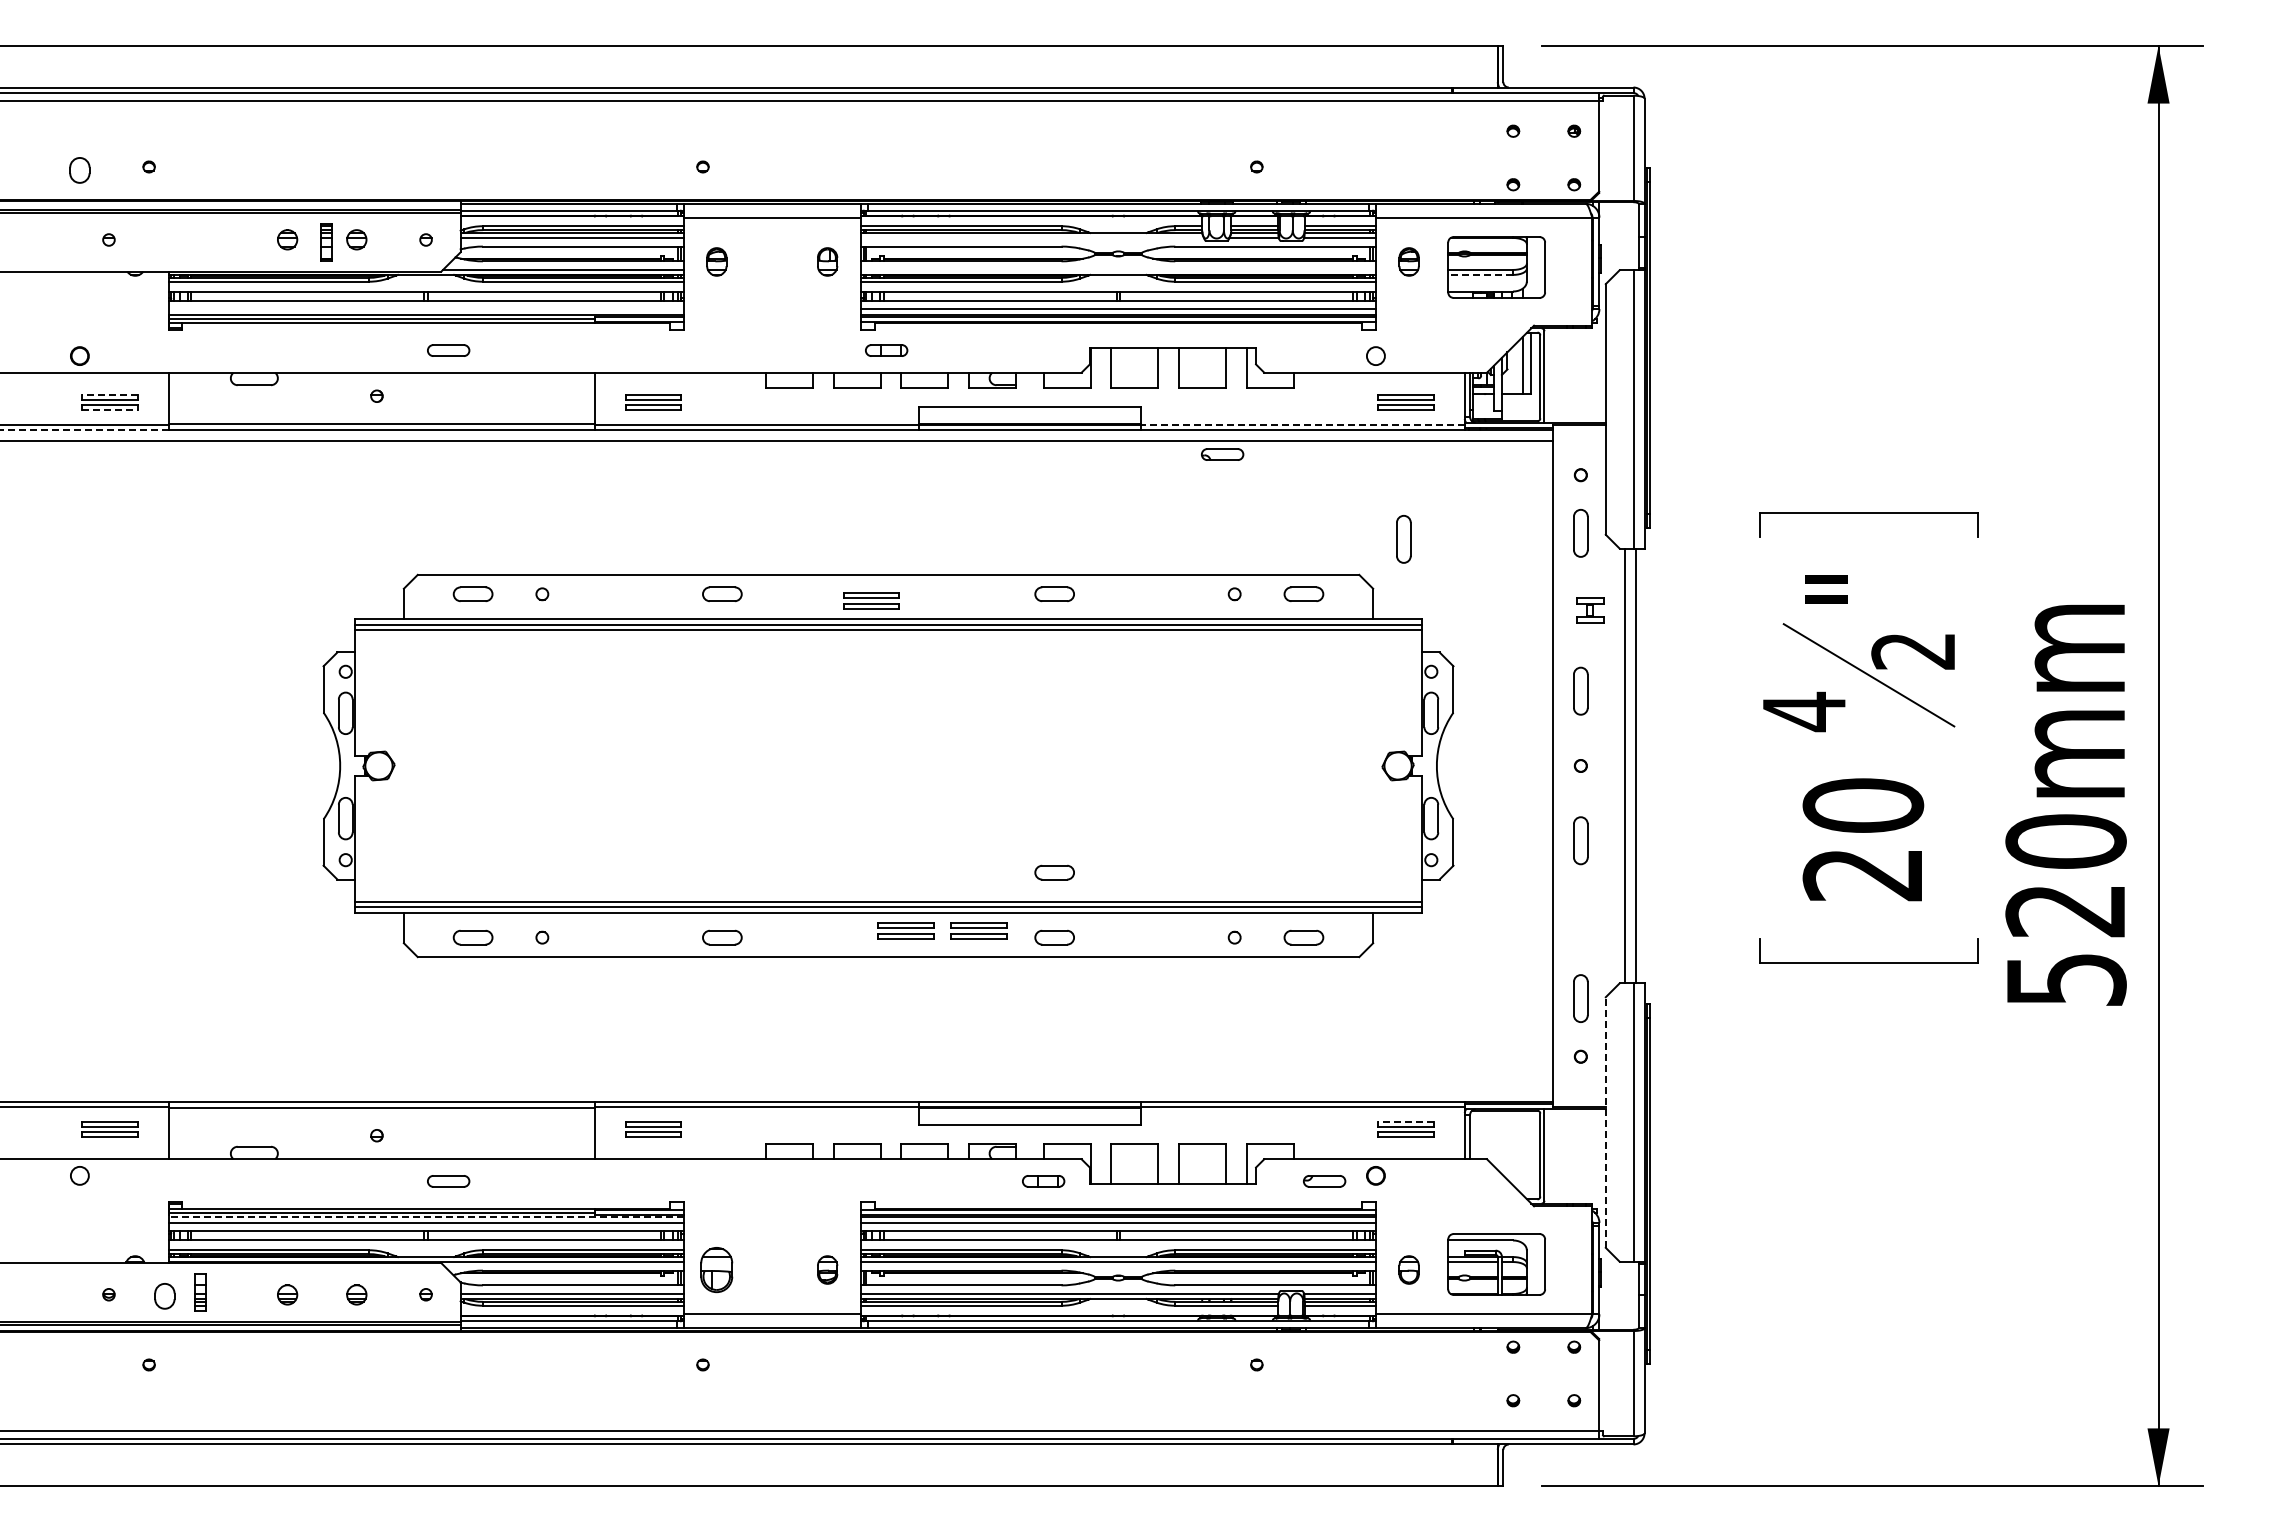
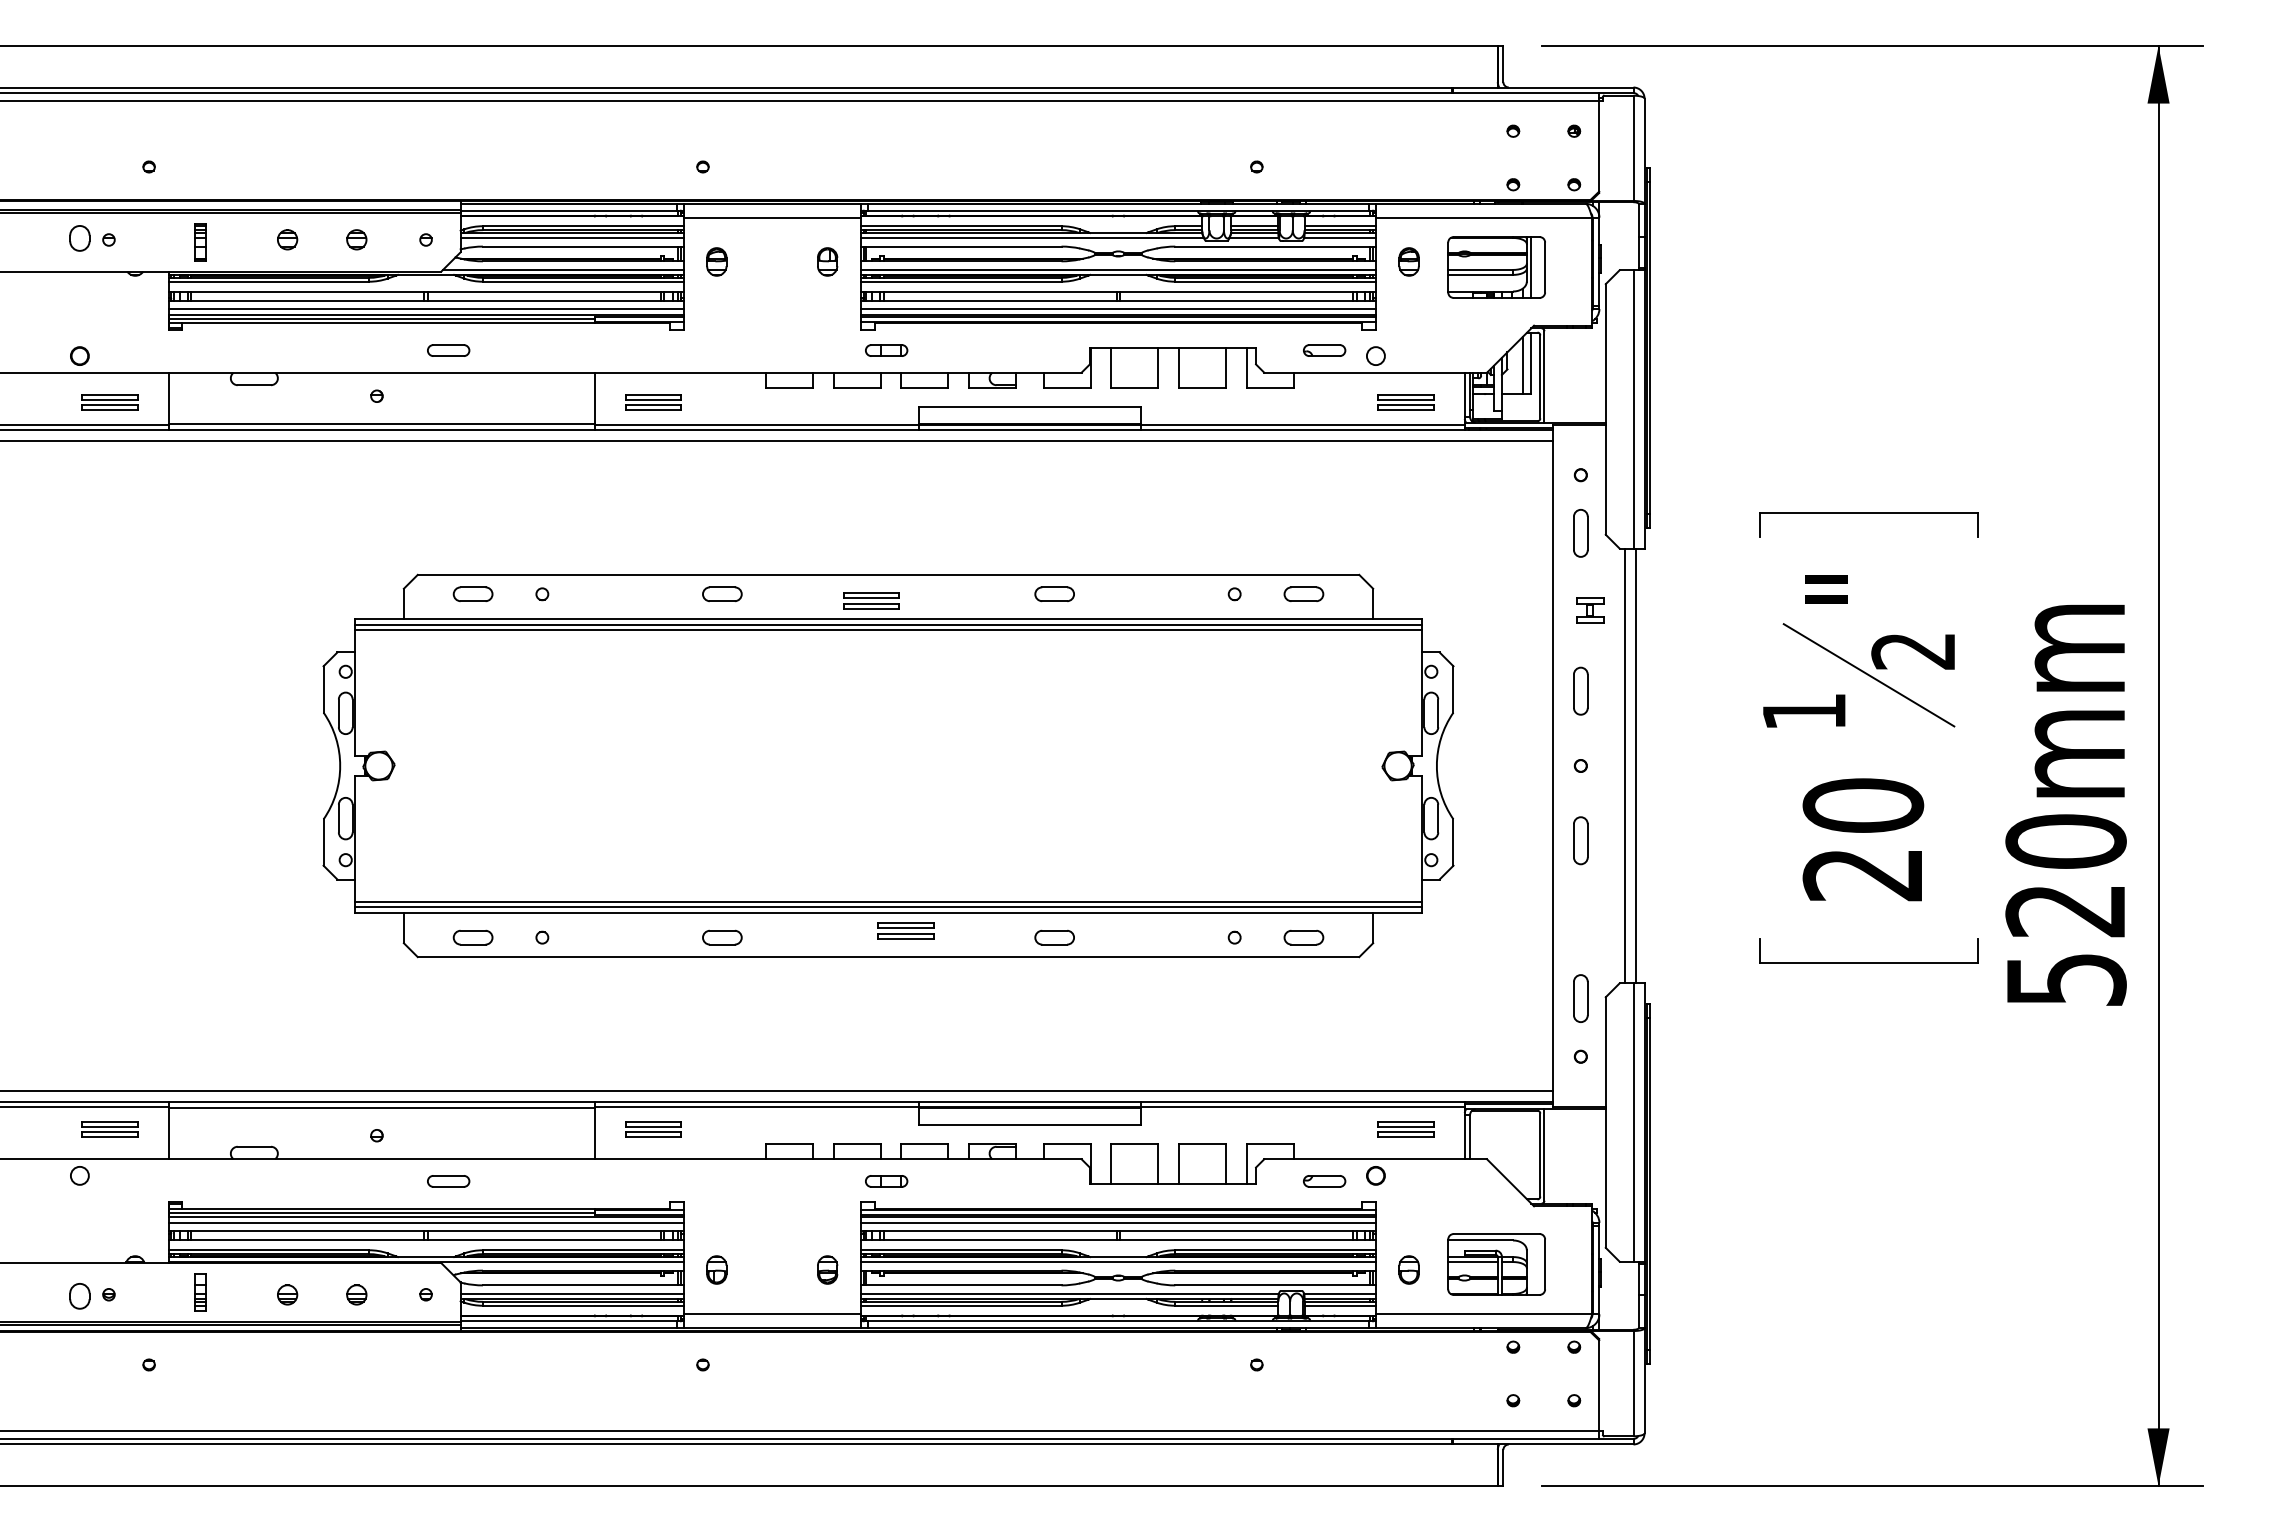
part position: (79, 170) -> (79, 238) (79, 238)
line: none -> present (1031, 237)
part position: (326, 242) -> (200, 242) (200, 242)
line: none -> present (1531, 267)
line: none -> present (1117, 269)
line: dashed -> solid (1480, 274)
line: none -> present (425, 309)
line: dashed -> solid (109, 394)
line: dashed -> solid (109, 410)
line: dashed -> solid (1302, 424)
line: dashed -> solid (83, 429)
part position: (1222, 454) -> (1324, 350) (1324, 350)
part: present -> none (1403, 539)
text: 4 -> 1 (1804, 711)
part: present -> none (1054, 872)
part: present -> none (978, 930)
line: none -> present (777, 1091)
line: dashed -> solid (1405, 1121)
line: dashed -> solid (1605, 1122)
part position: (1043, 1181) -> (886, 1181) (886, 1181)
line: dashed -> solid (426, 1217)
part size: 34x47 px -> 22x30 px (716, 1269)
part position: (164, 1296) -> (79, 1296) (79, 1296)
